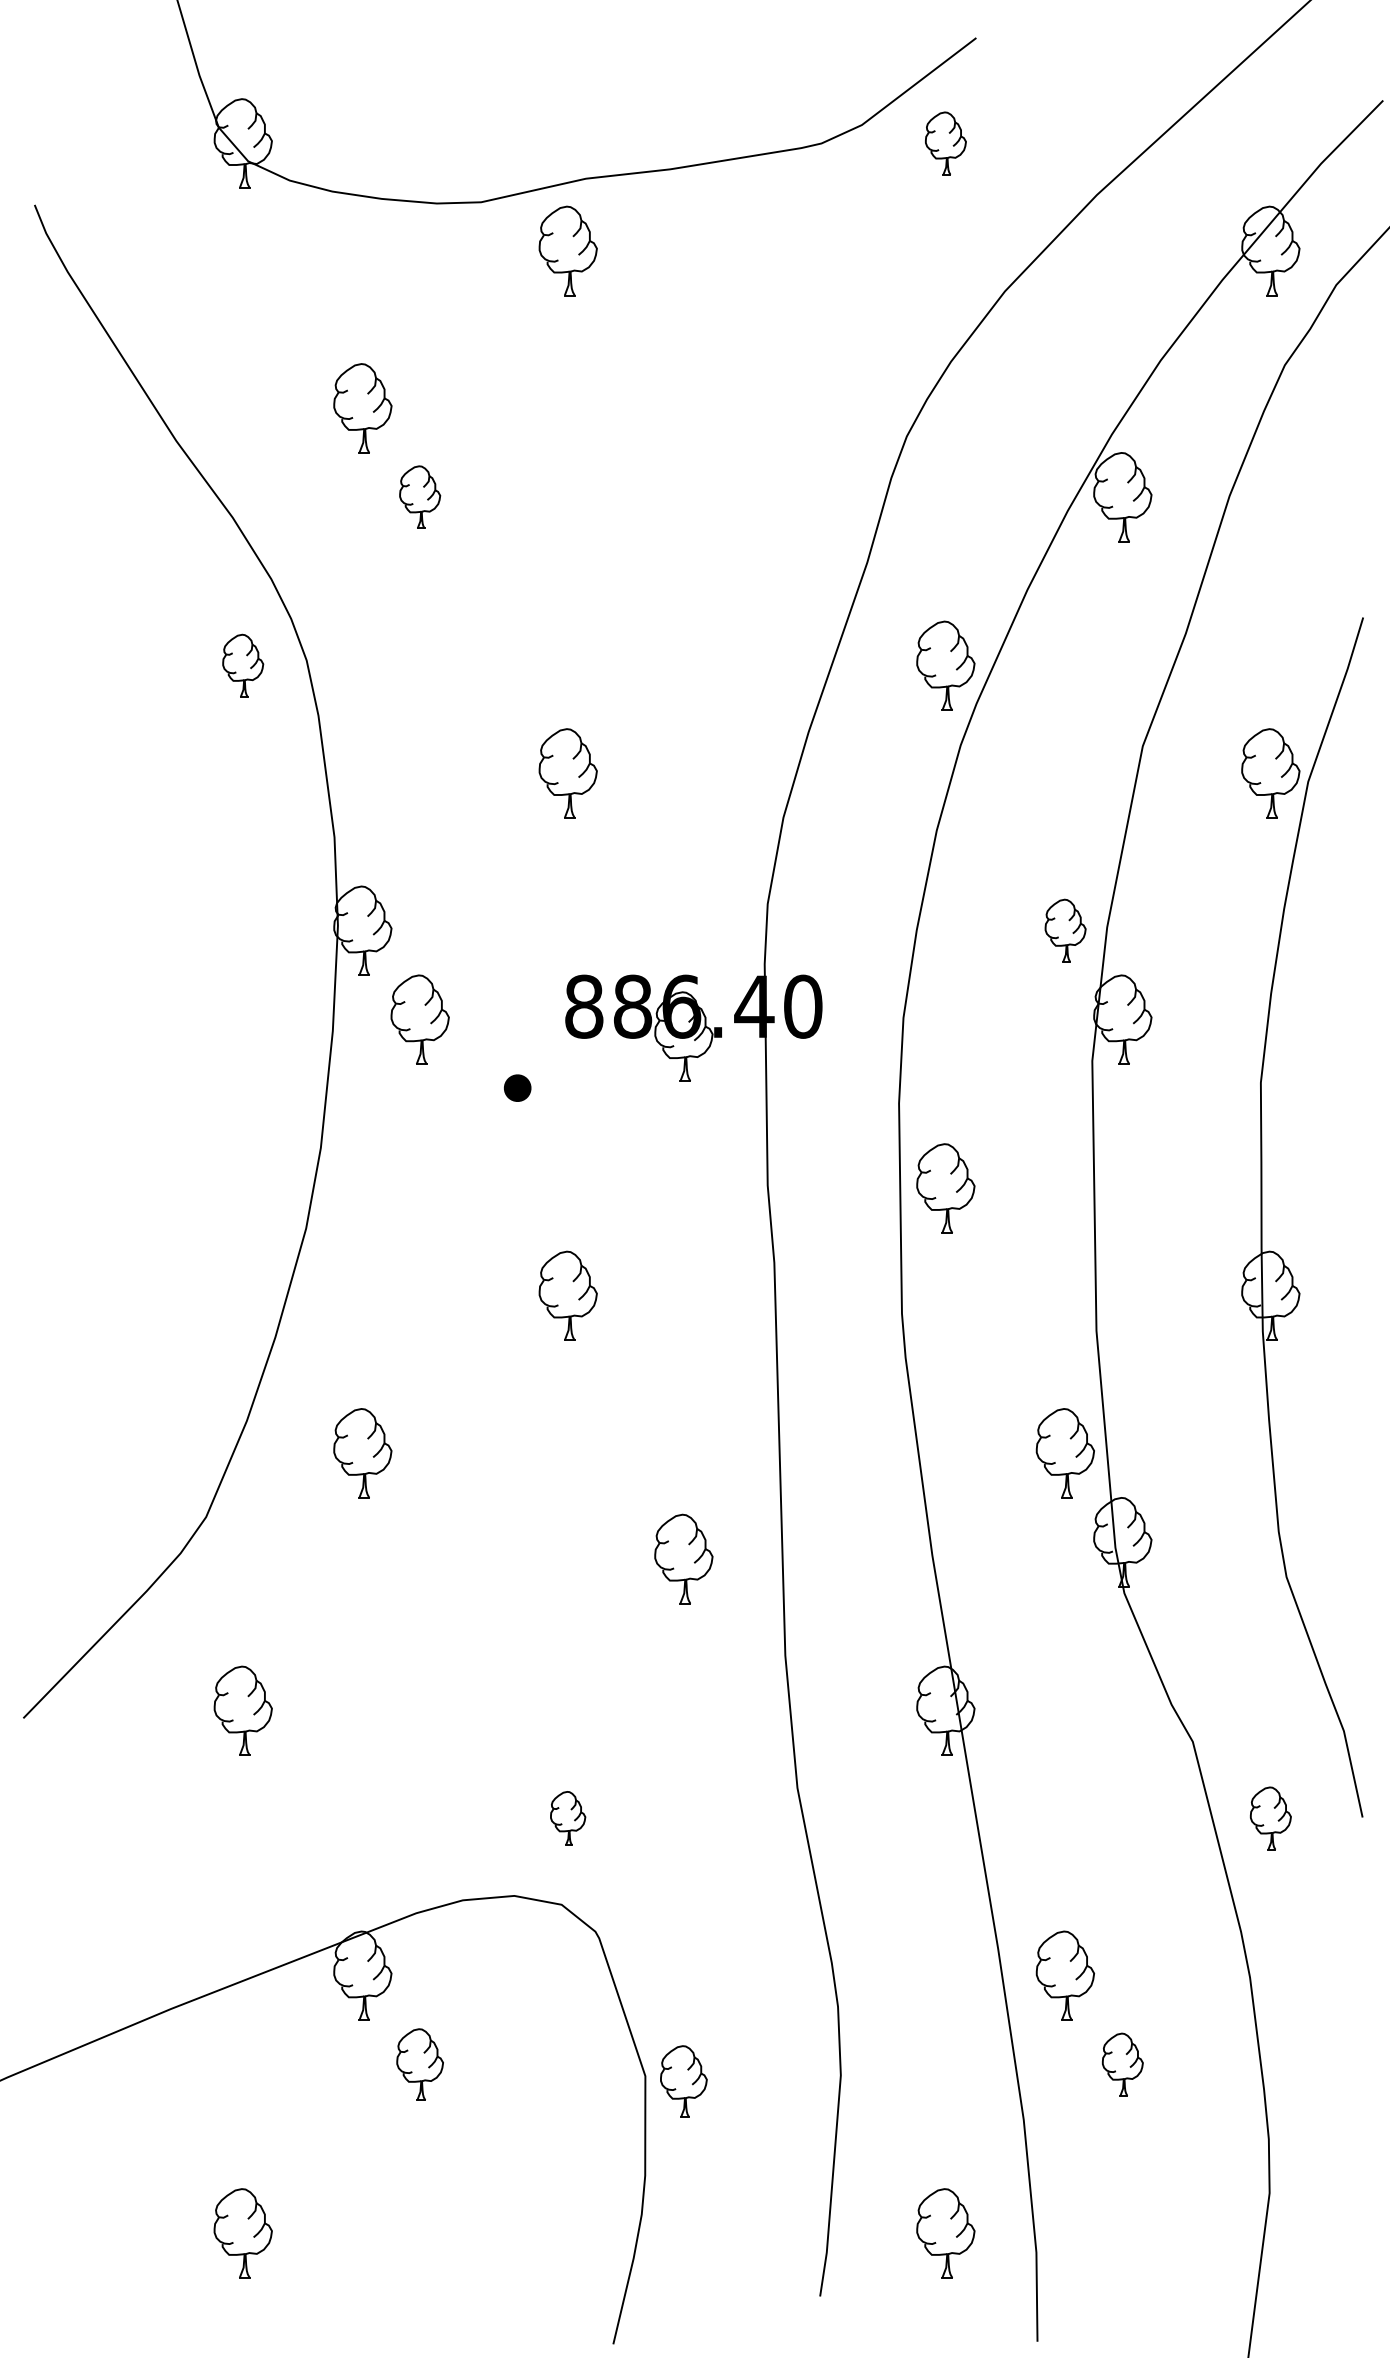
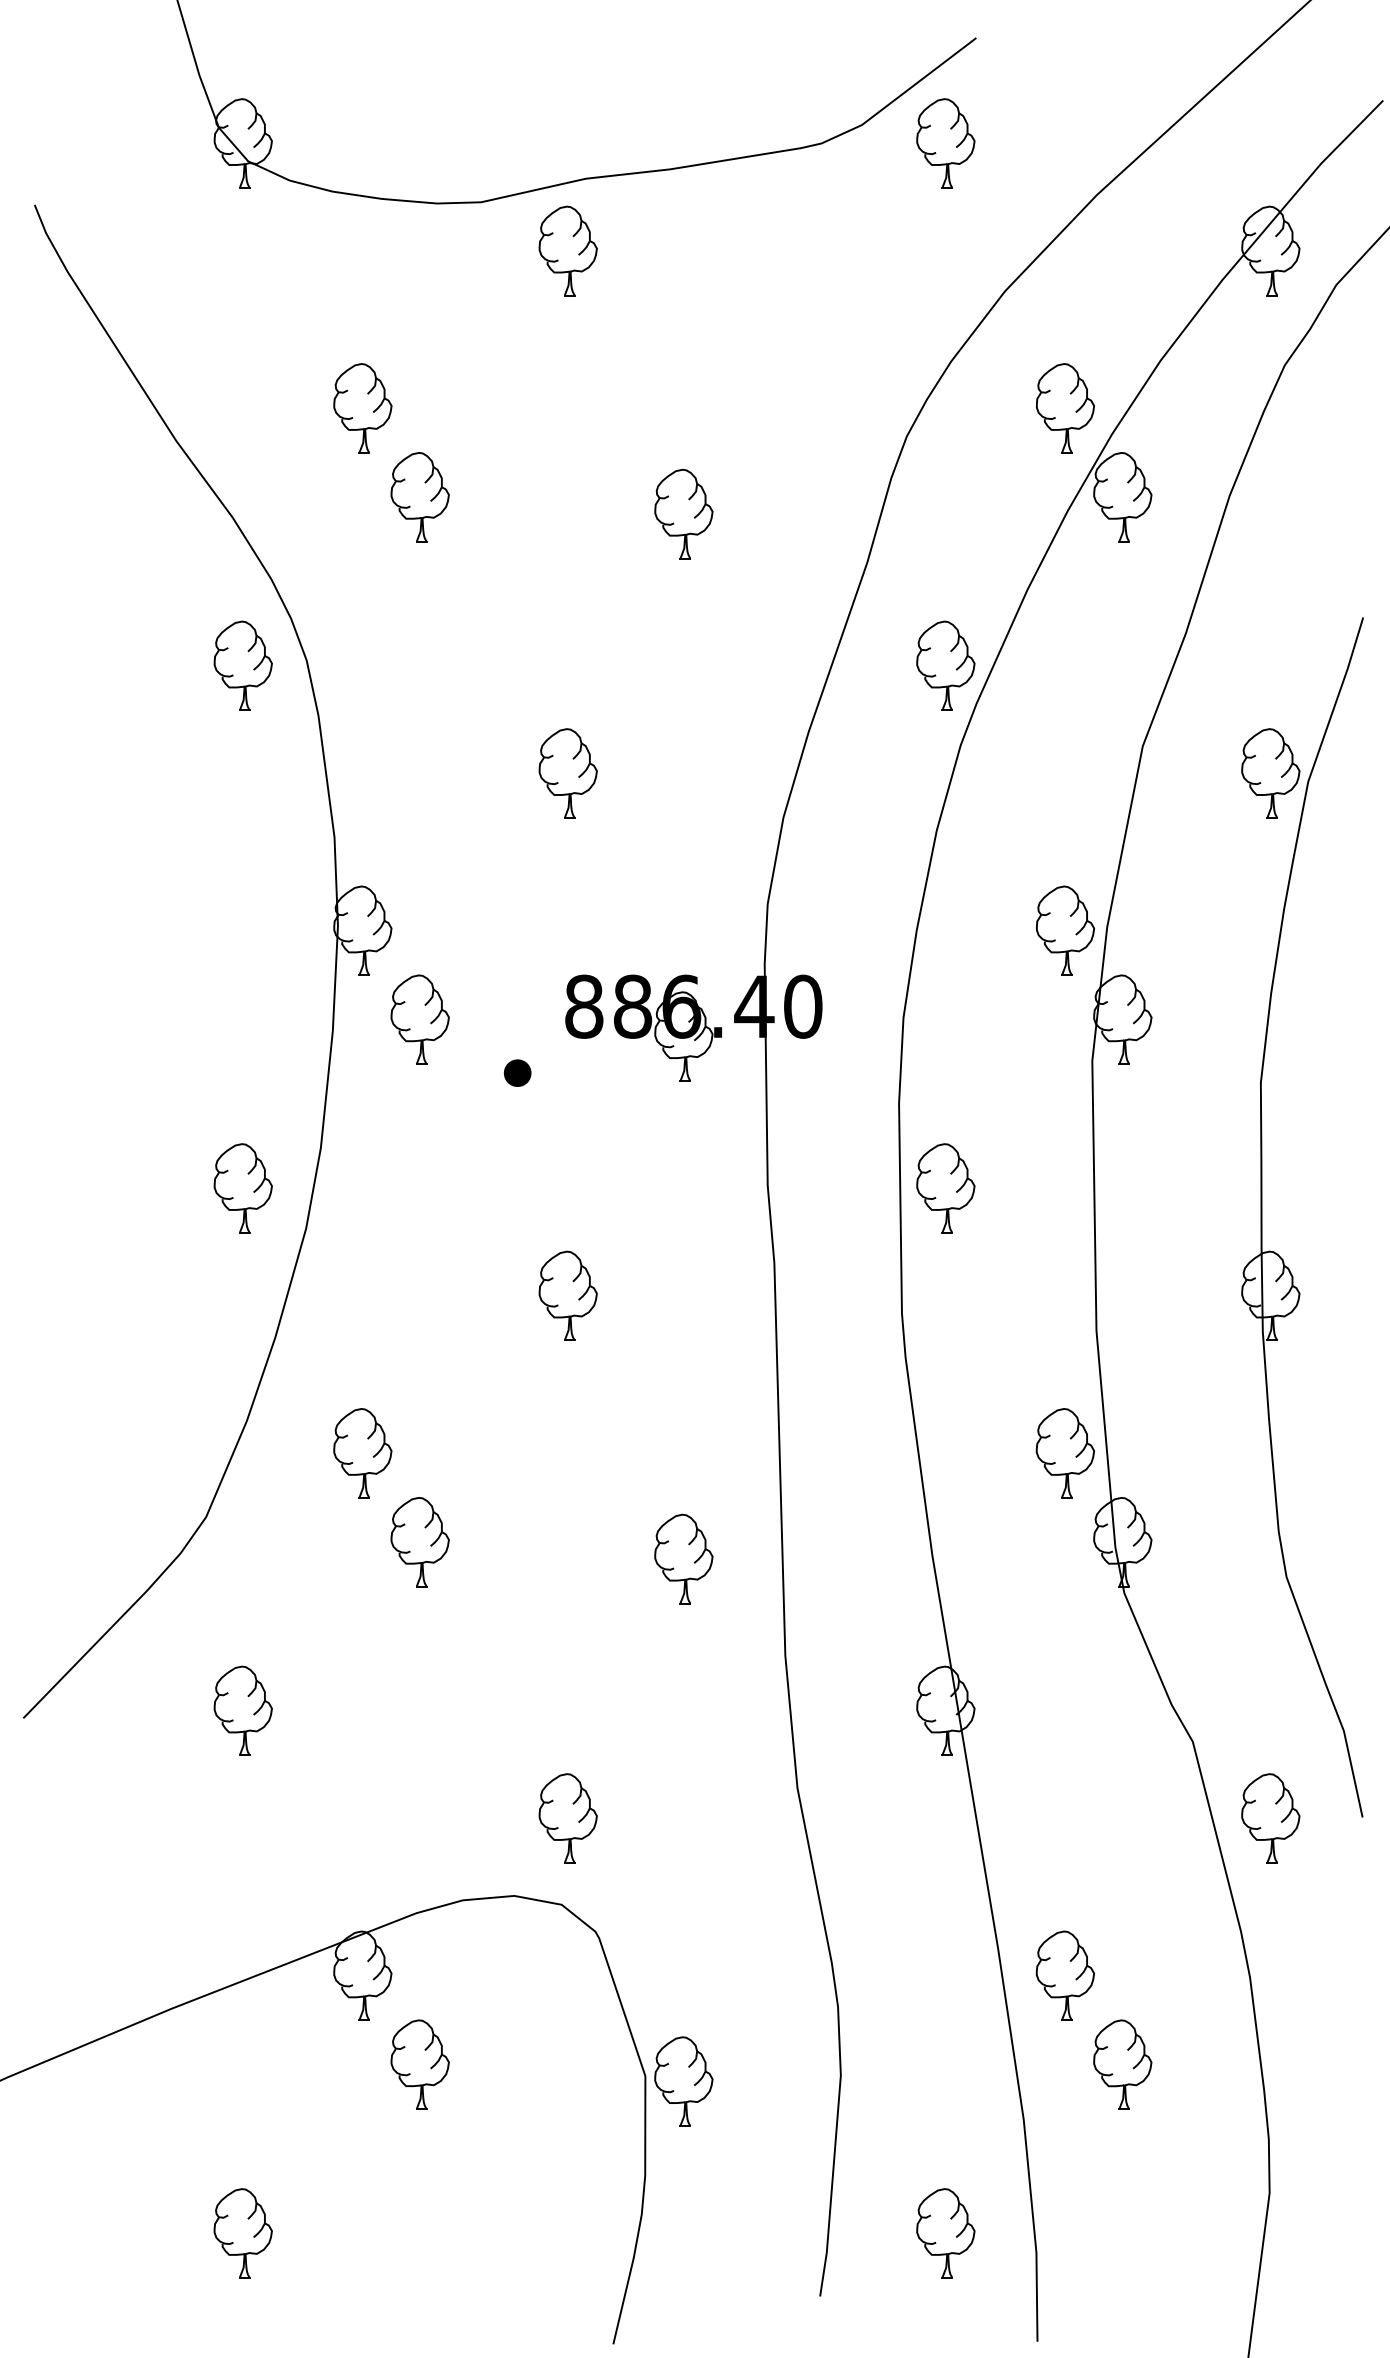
part size: 42x65 px -> 60x91 px (945, 143)
part: none -> present (1065, 408)
part size: 43x64 px -> 60x91 px (419, 497)
part: none -> present (683, 513)
part size: 43x65 px -> 60x91 px (242, 665)
part size: 43x65 px -> 60x91 px (1065, 930)
part position: (517, 1087) -> (517, 1072) (517, 1072)
part: none -> present (242, 1188)
part: none -> present (419, 1542)
part size: 37x55 px -> 60x91 px (567, 1818)
part size: 43x65 px -> 60x91 px (1270, 1818)
part size: 48x73 px -> 60x91 px (419, 2064)
part size: 43x65 px -> 60x91 px (1122, 2064)
part size: 48x73 px -> 60x91 px (683, 2081)
